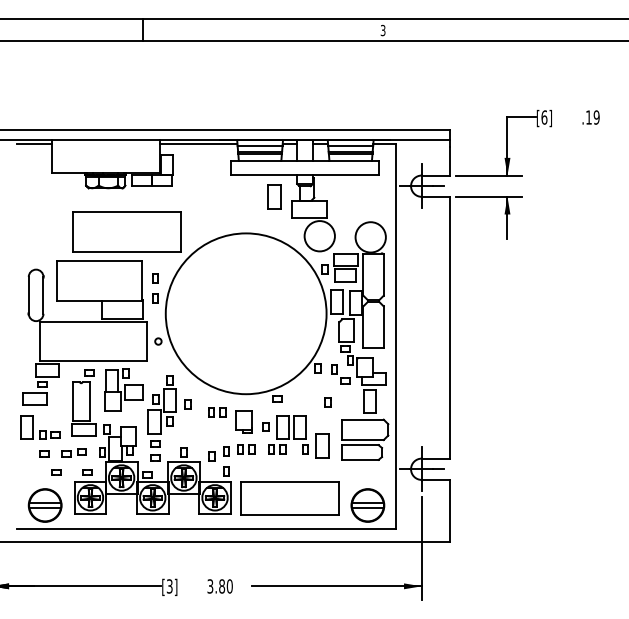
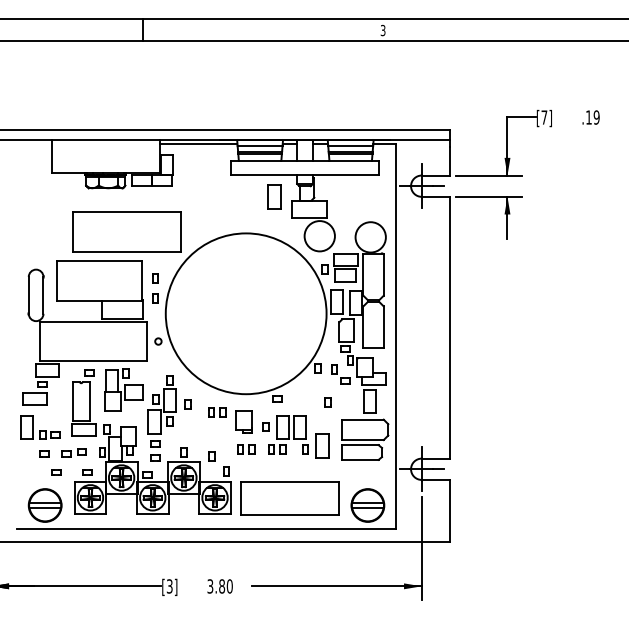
text: [6] -> [7] (544, 117)
line: present -> none (33, 143)
part: present -> none (226, 451)
